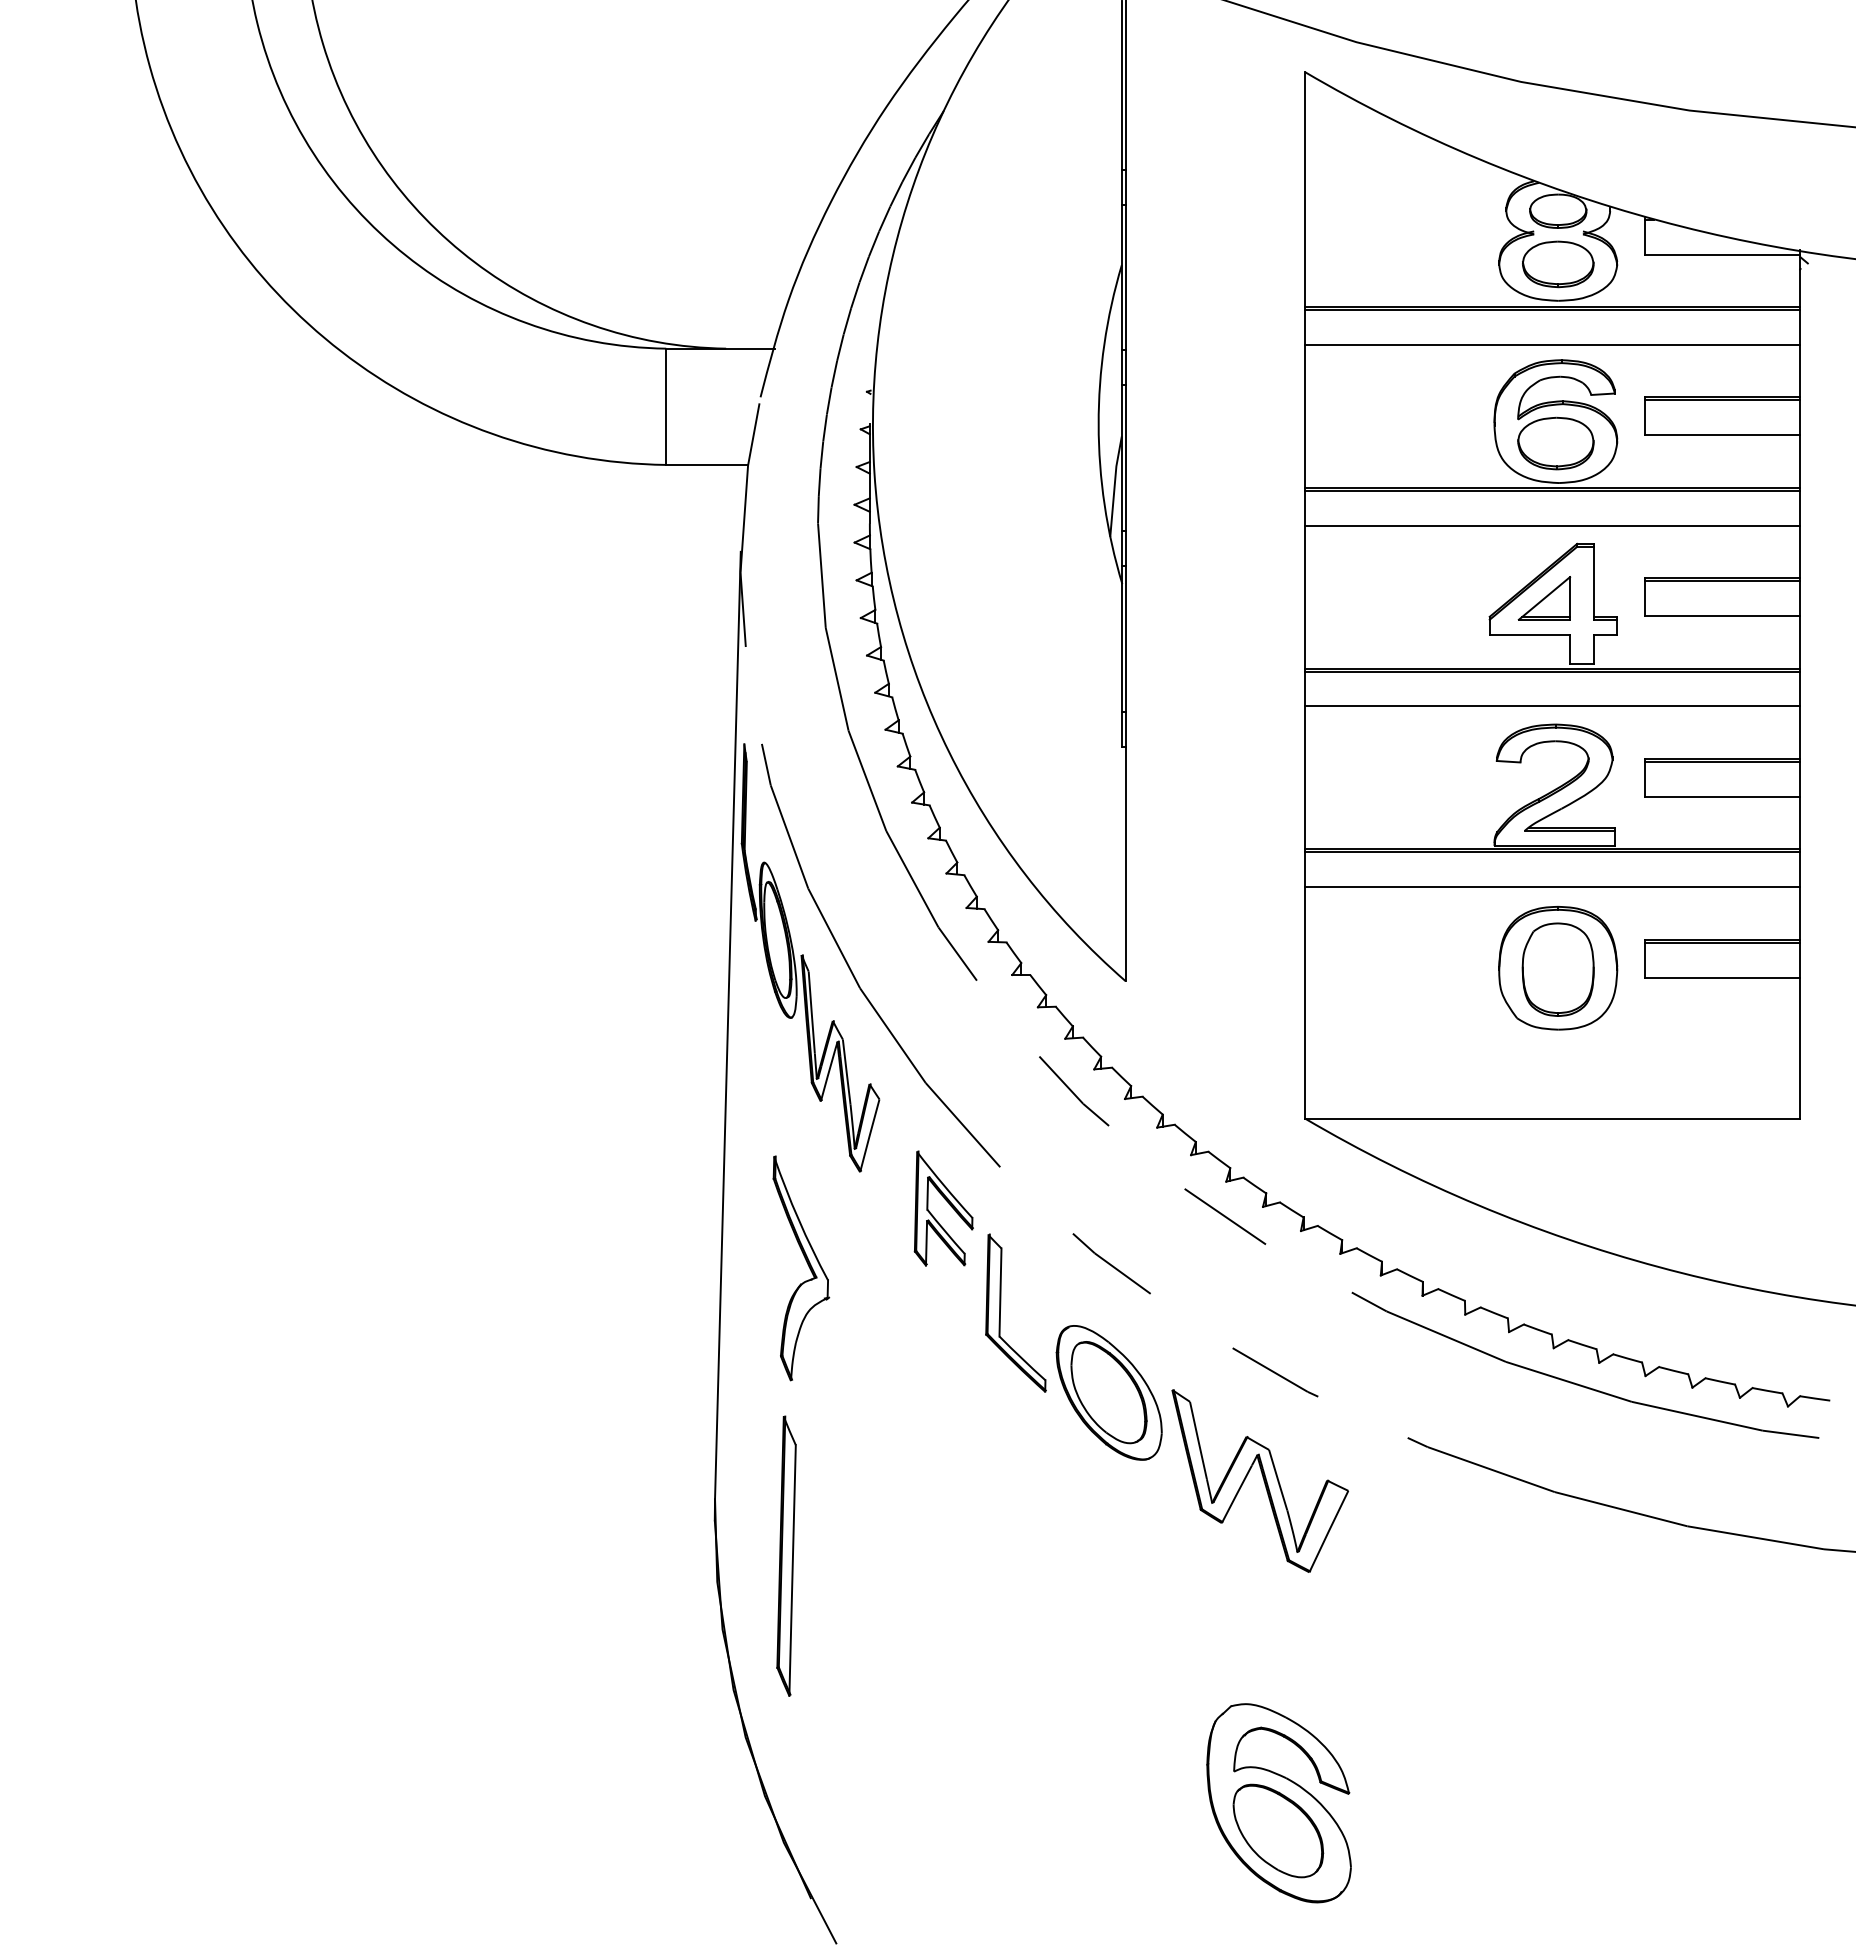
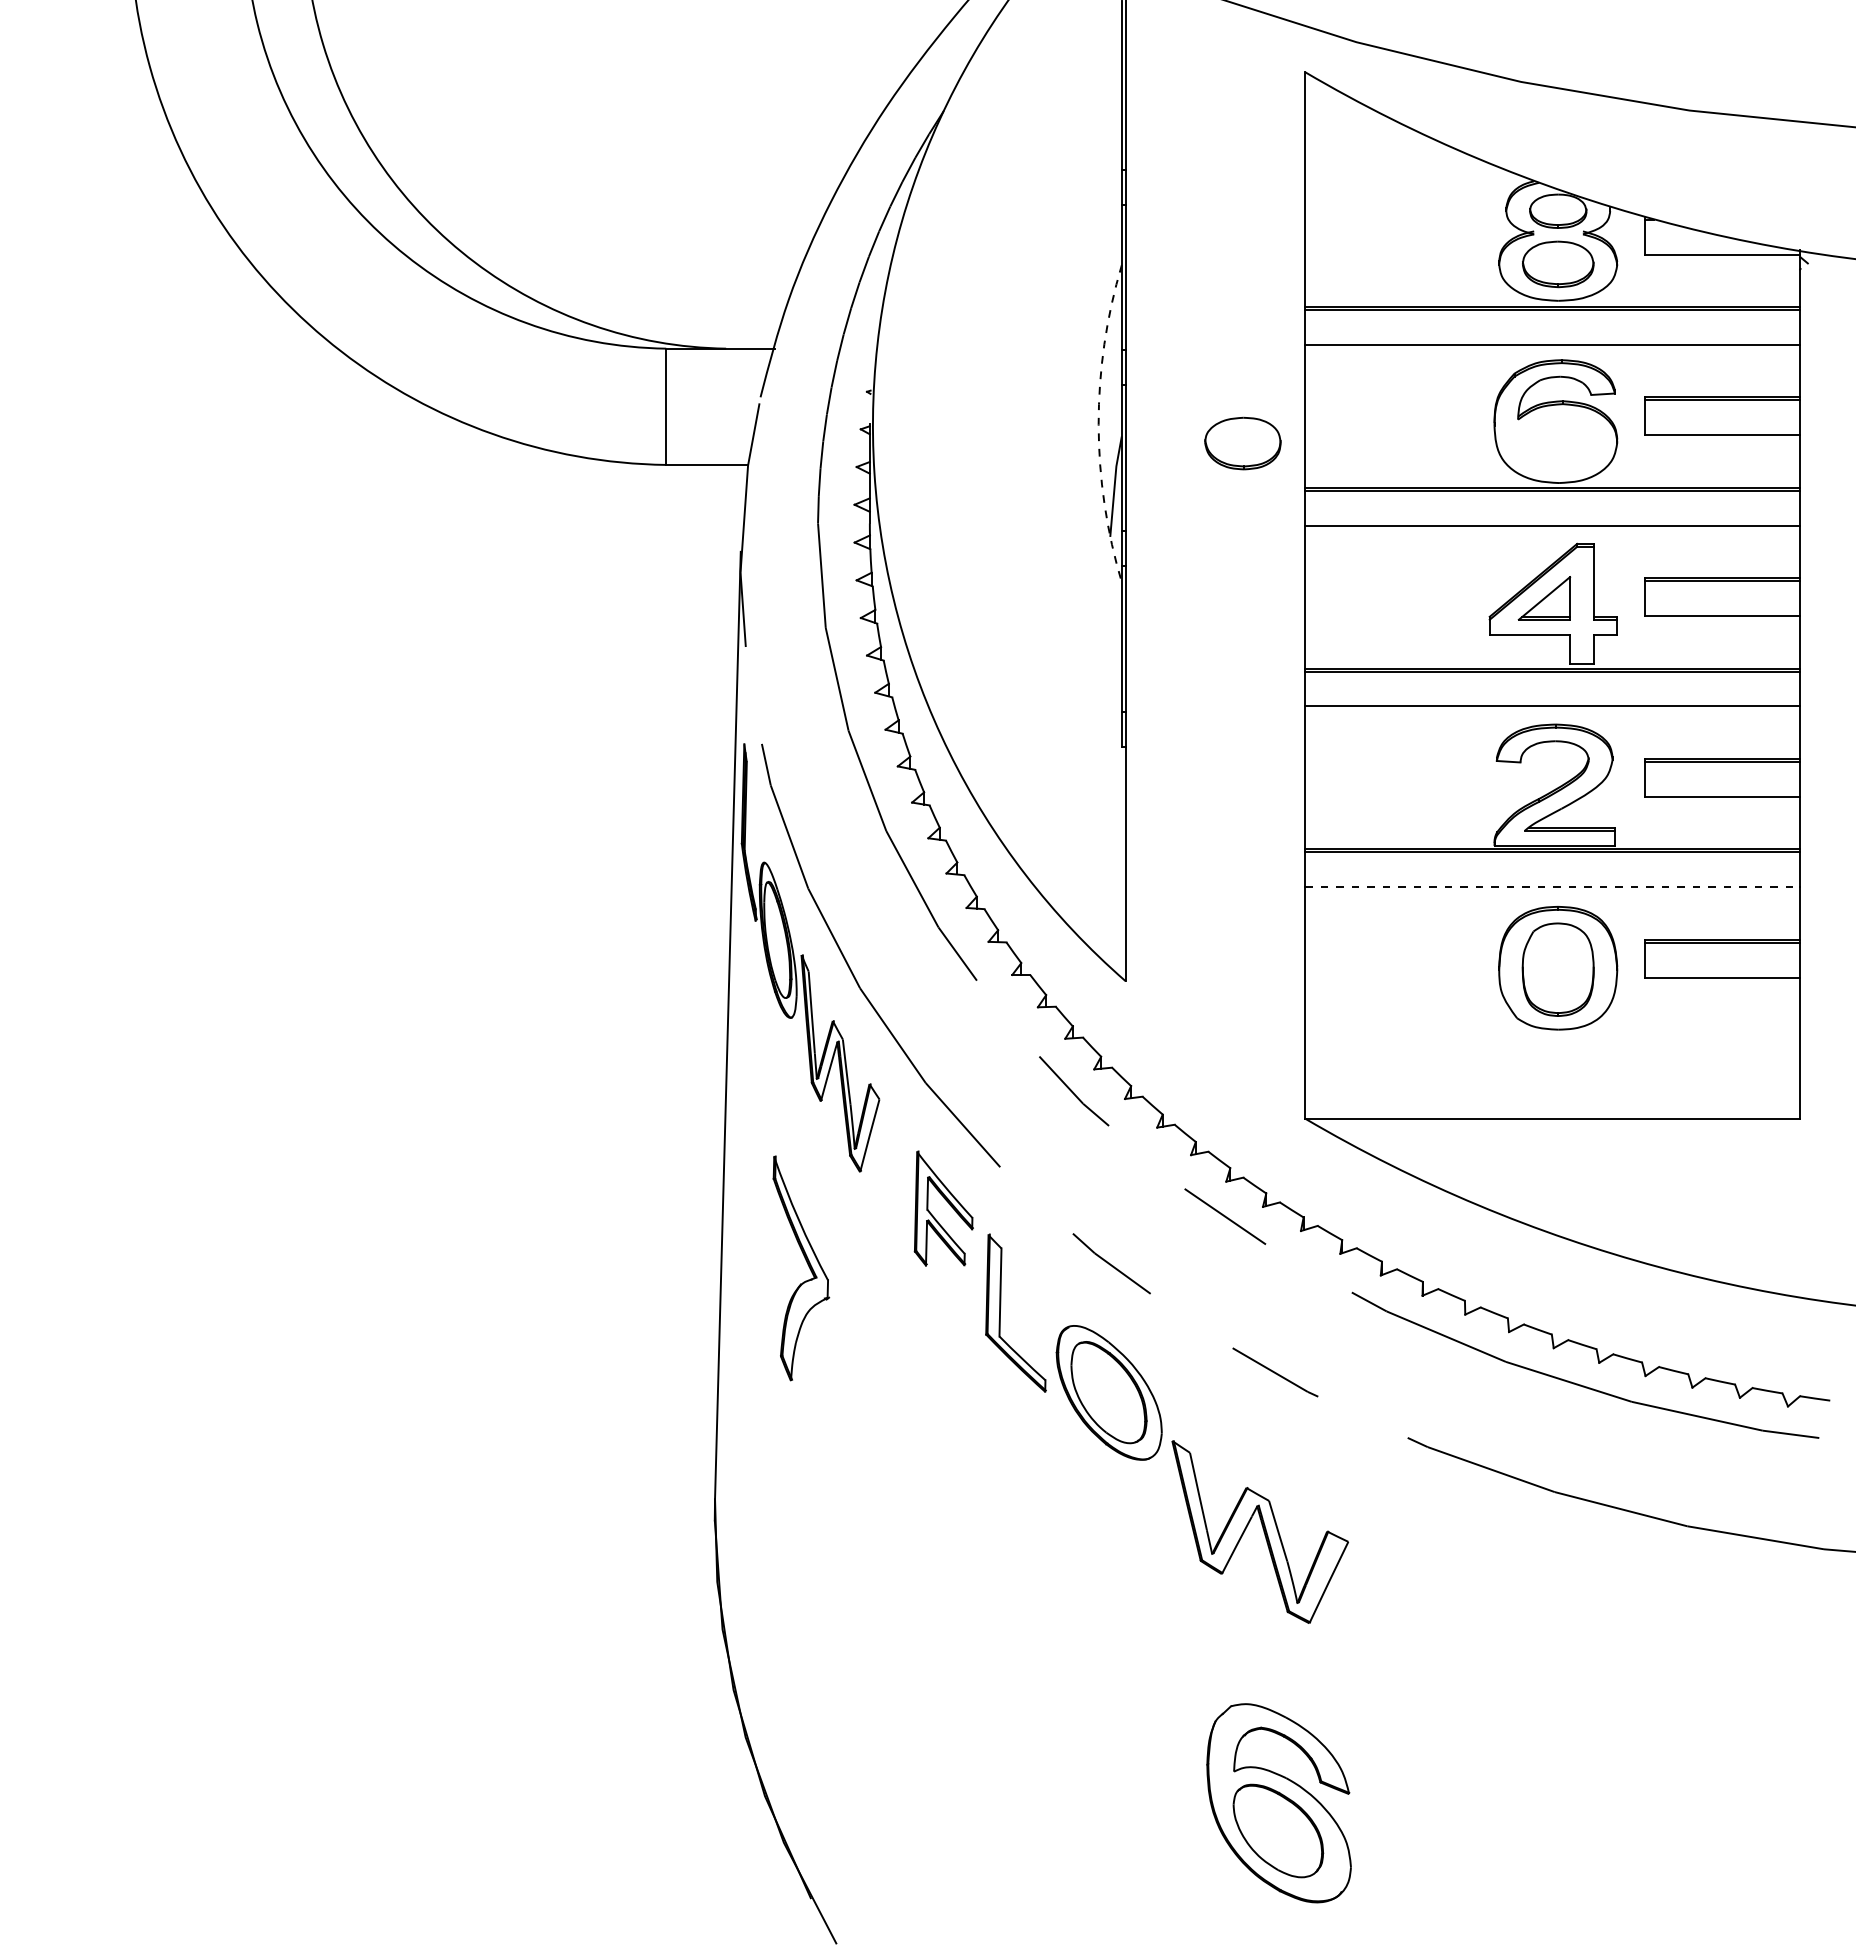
arc: solid -> dashed (1098, 424)
part position: (1555, 443) -> (1242, 443) (1242, 443)
line: solid -> dashed (1552, 887)
part position: (1259, 1480) -> (1259, 1531) (1259, 1531)
part: present -> none (786, 1555)
